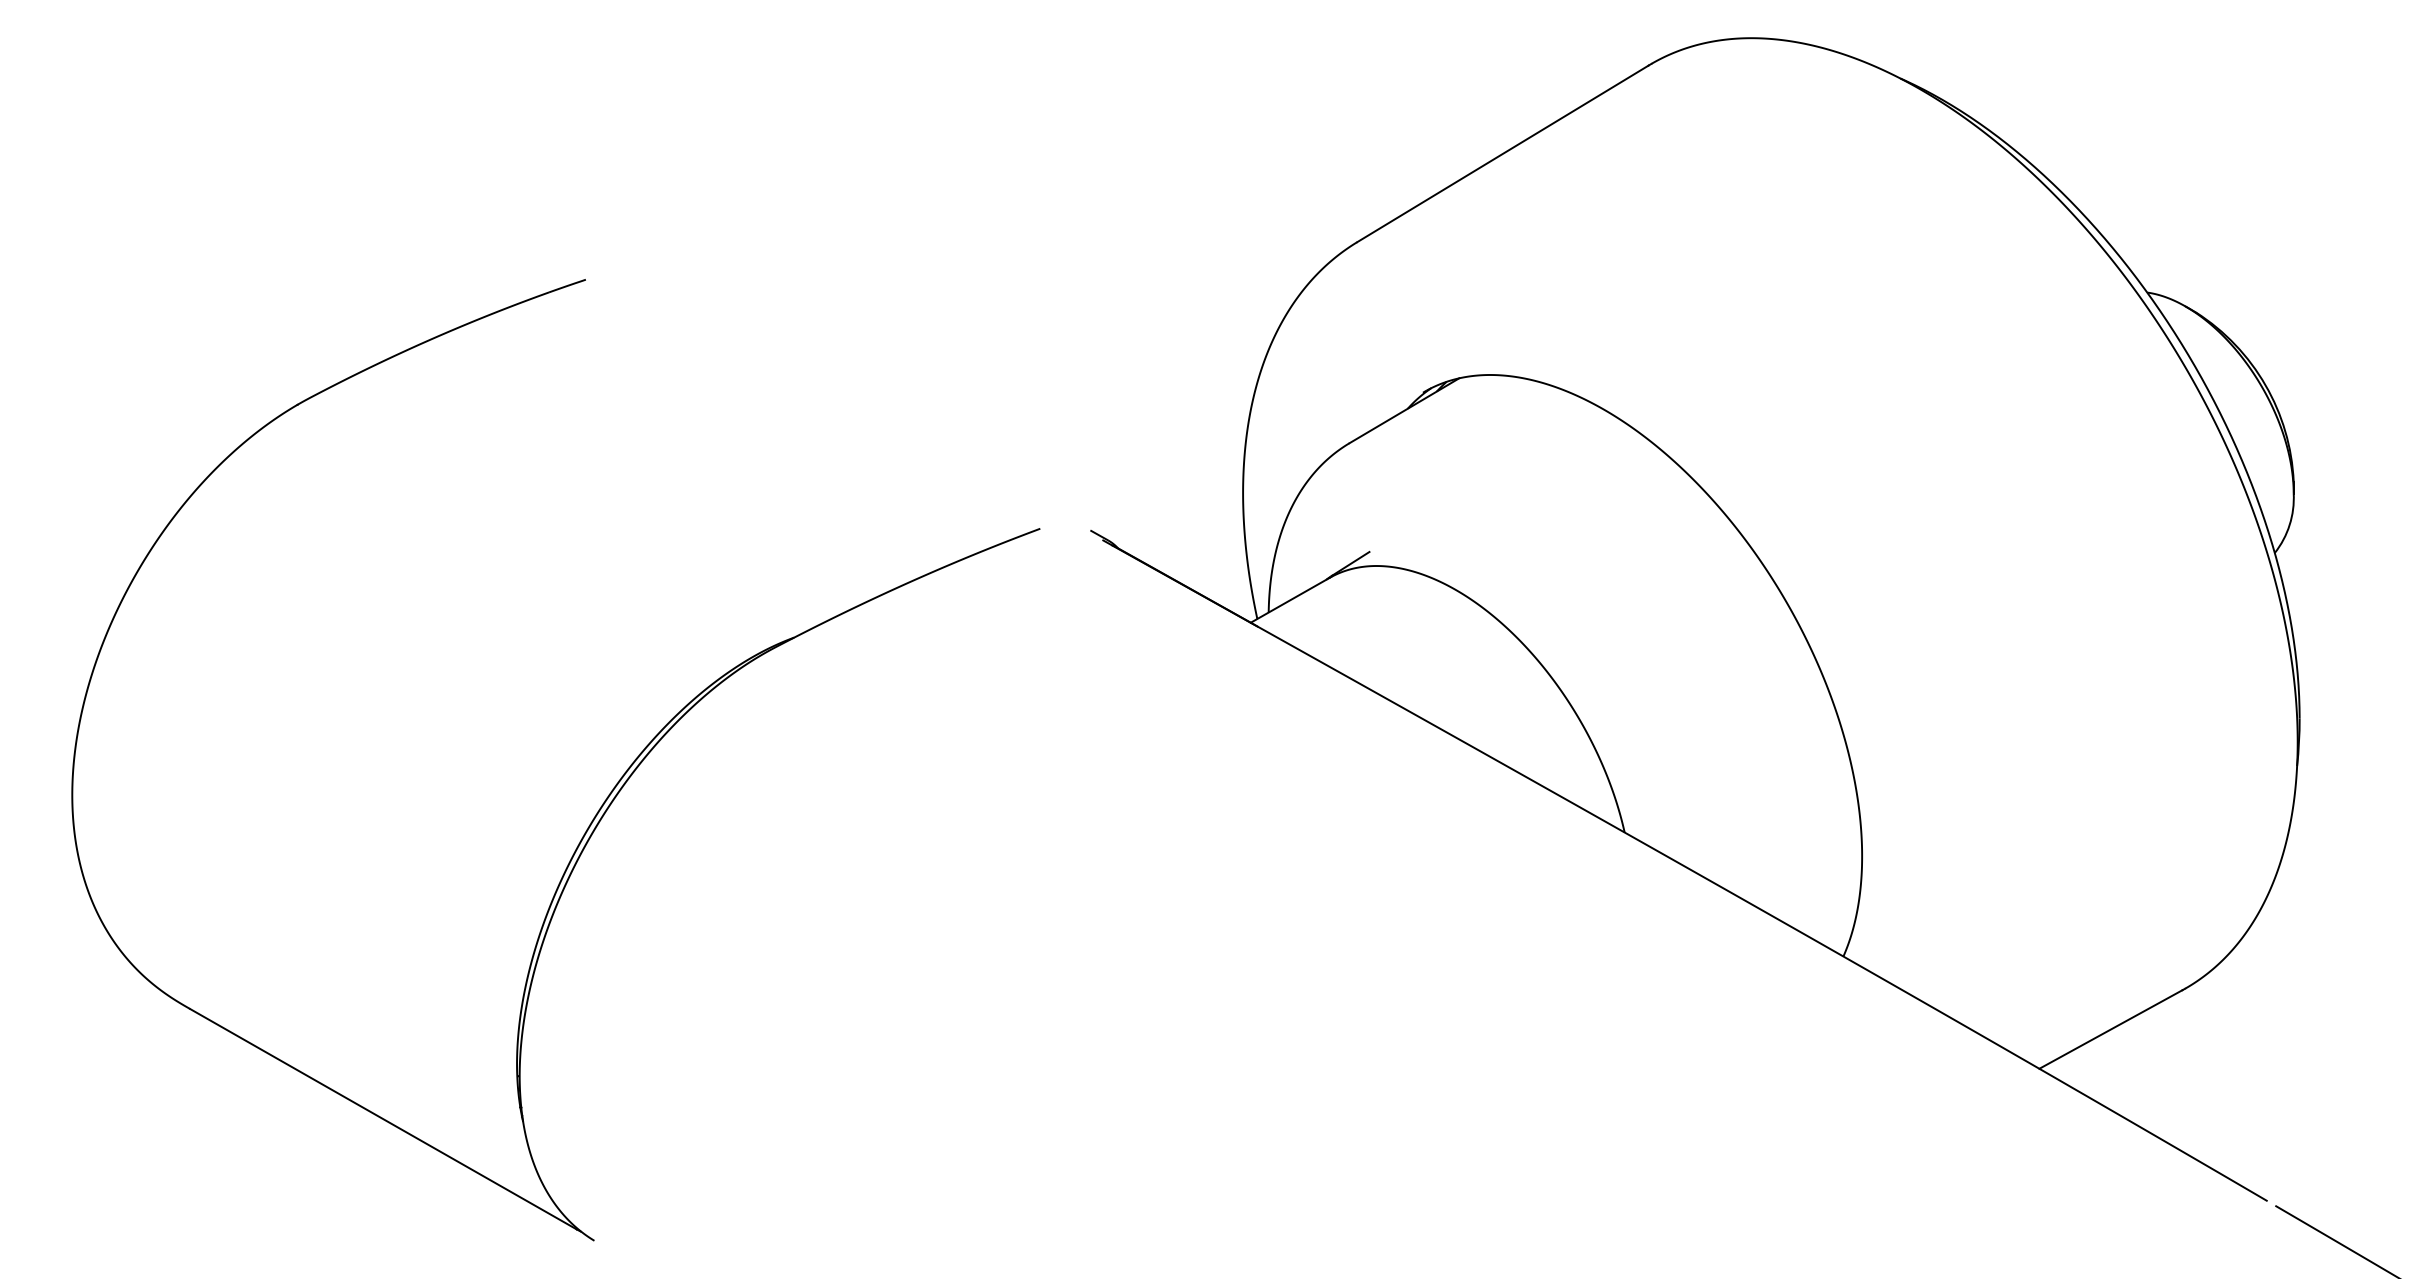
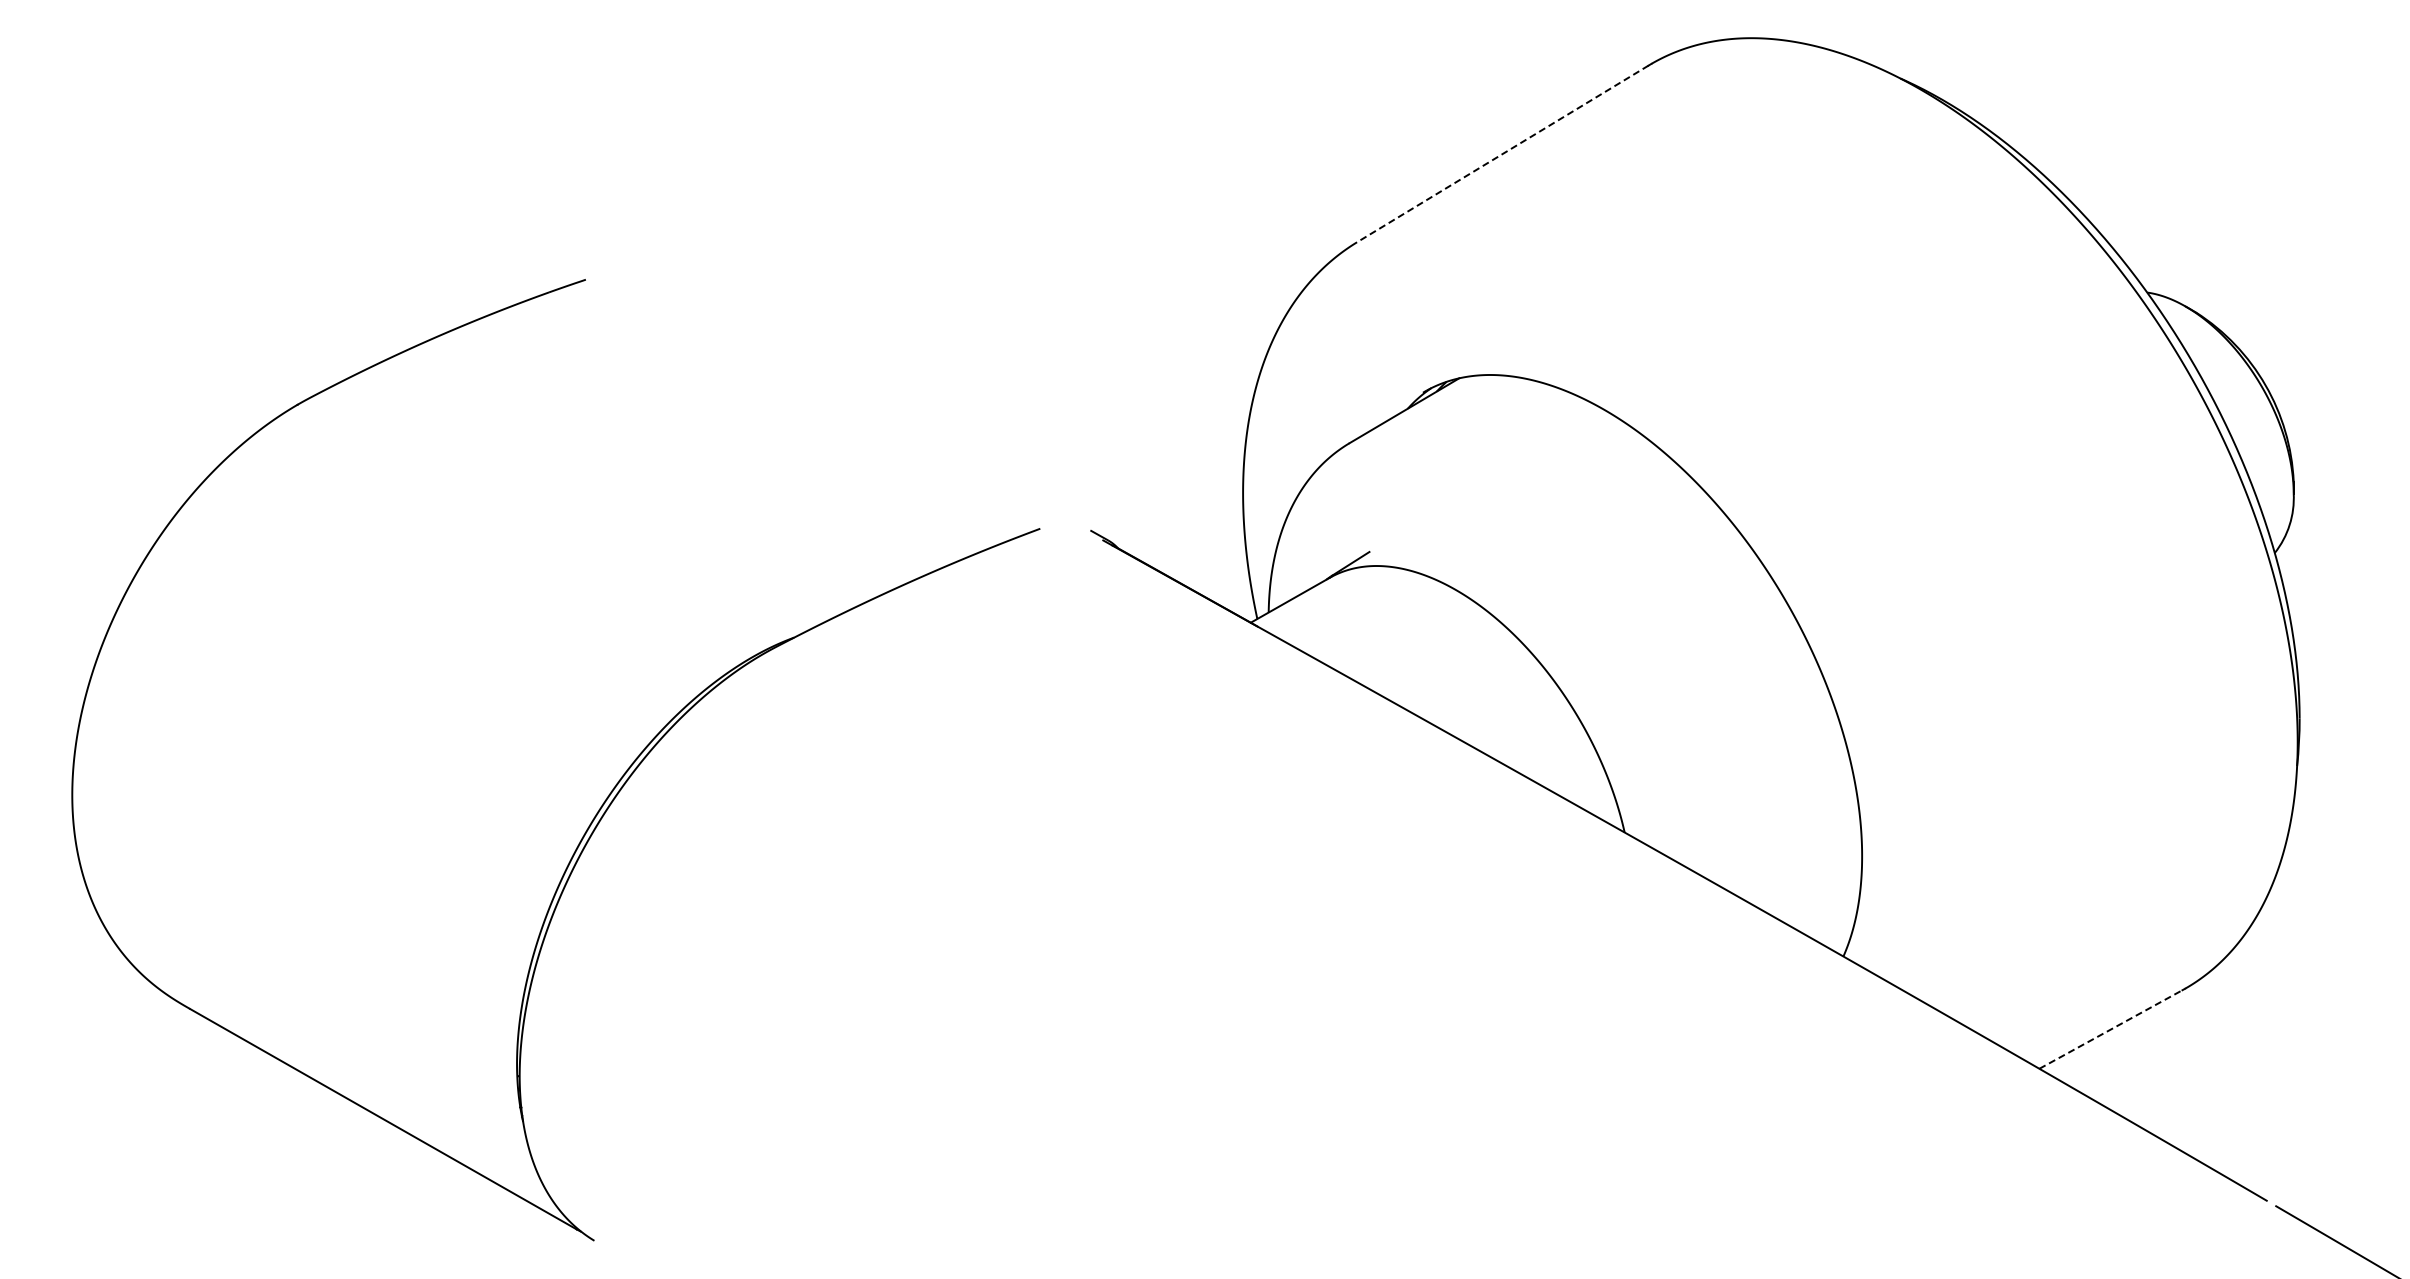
line: solid -> dashed (1502, 154)
line: solid -> dashed (2110, 1029)
